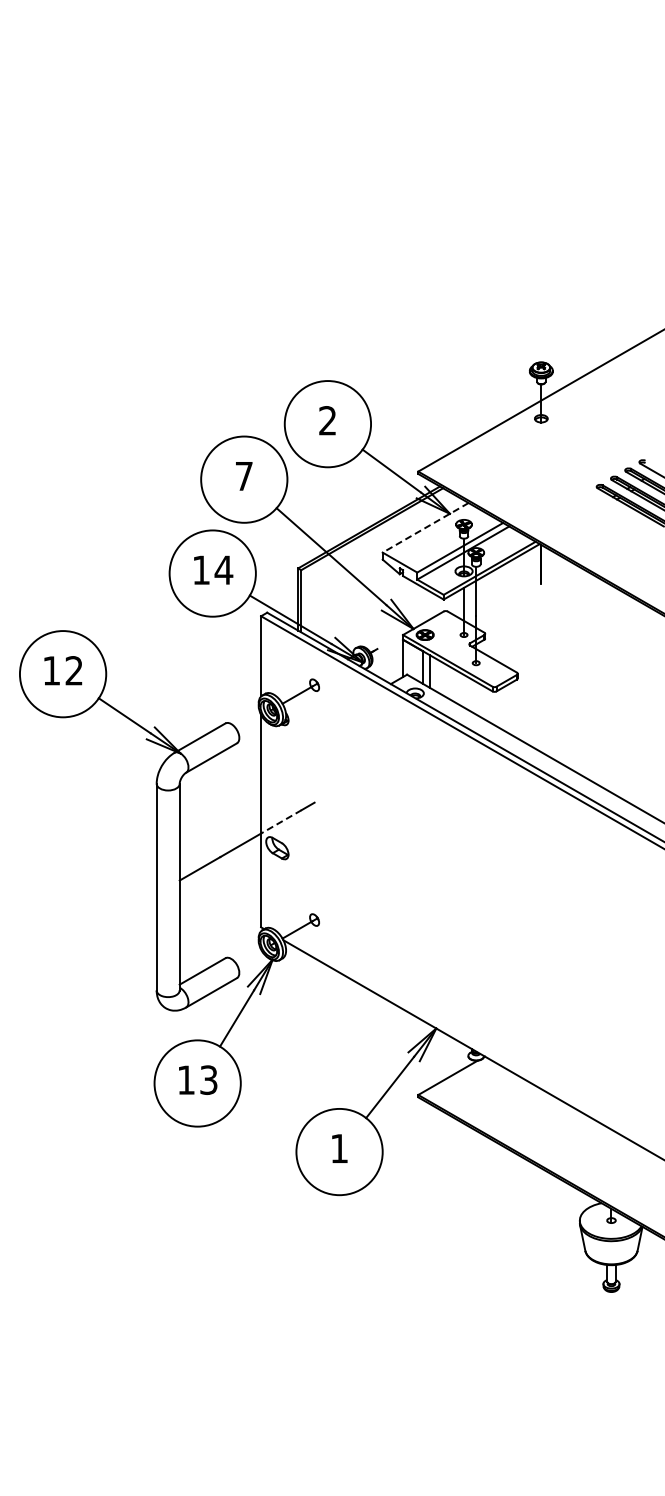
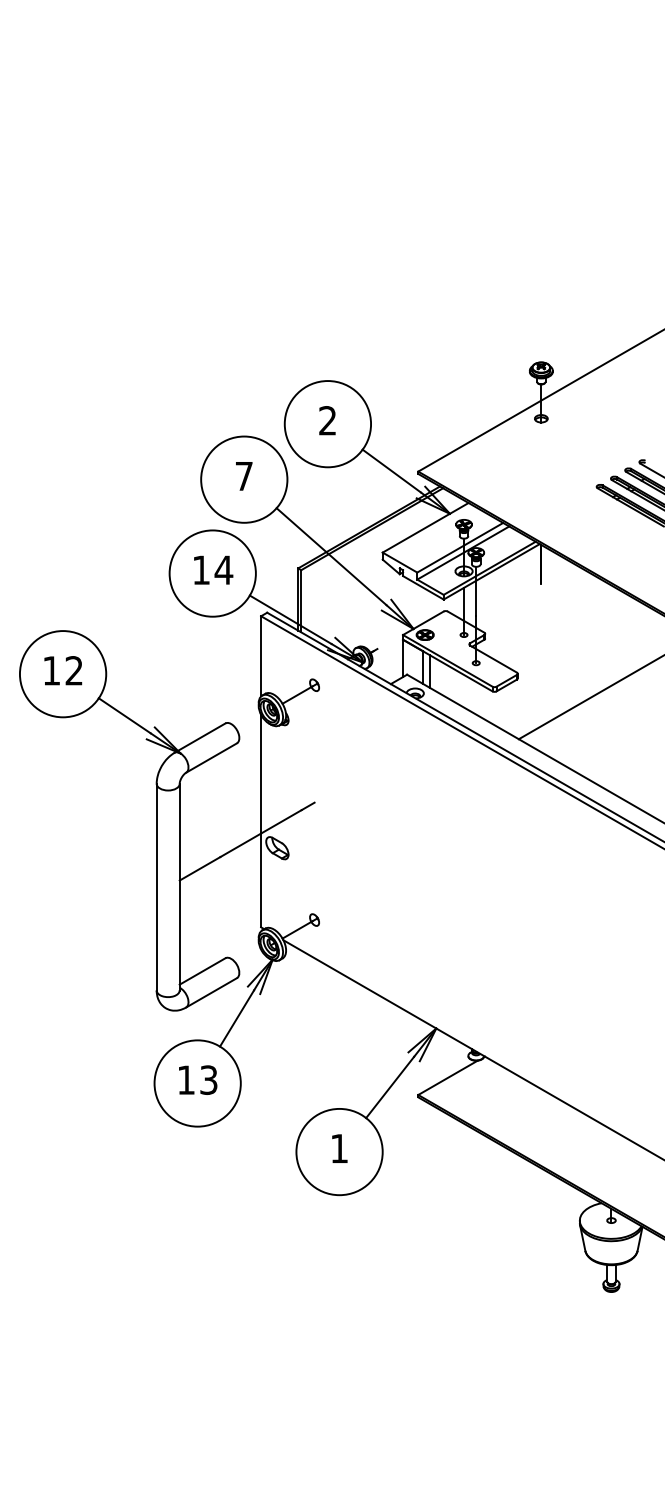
line: dashed -> solid (425, 527)
line: none -> present (589, 697)
line: dashed -> solid (280, 822)
